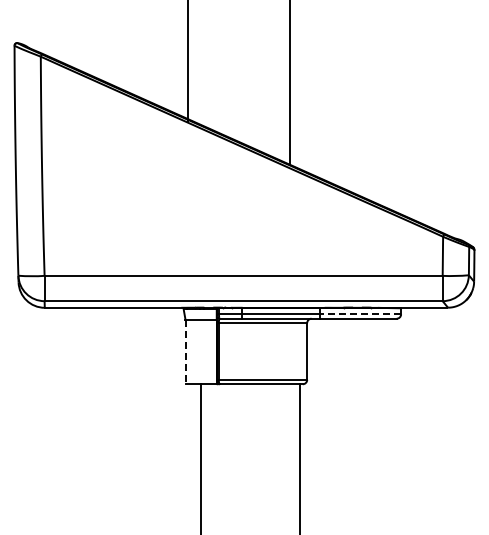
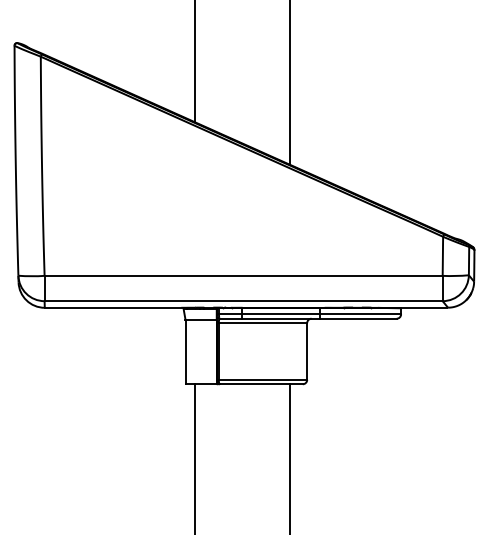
line position: (187, 62) -> (194, 62) (194, 62)
line: dashed -> solid (360, 314)
line: dashed -> solid (185, 352)
line position: (200, 457) -> (194, 457) (194, 457)
line position: (300, 457) -> (290, 457) (290, 457)
